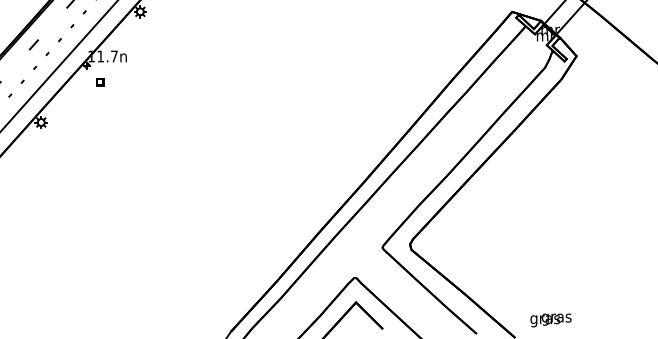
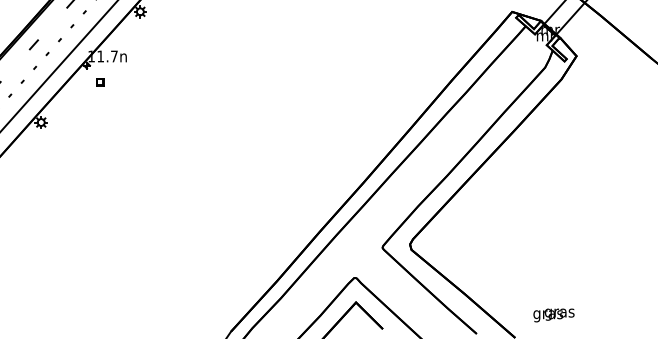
text position: (550, 320) -> (553, 315) (553, 315)
